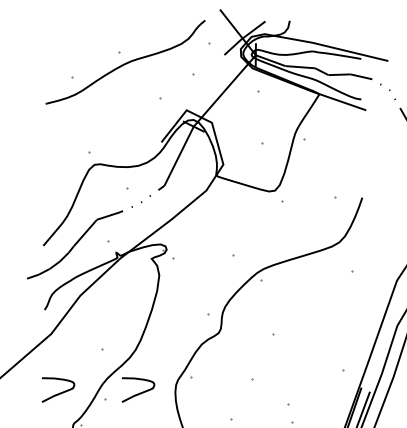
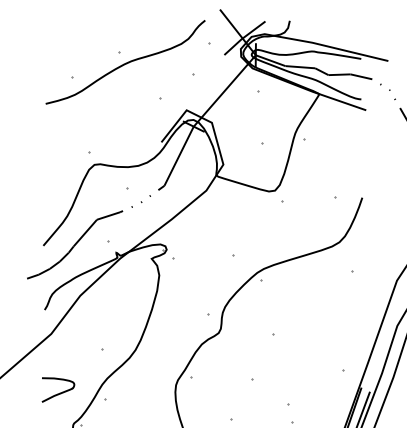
part: present -> none (138, 389)
